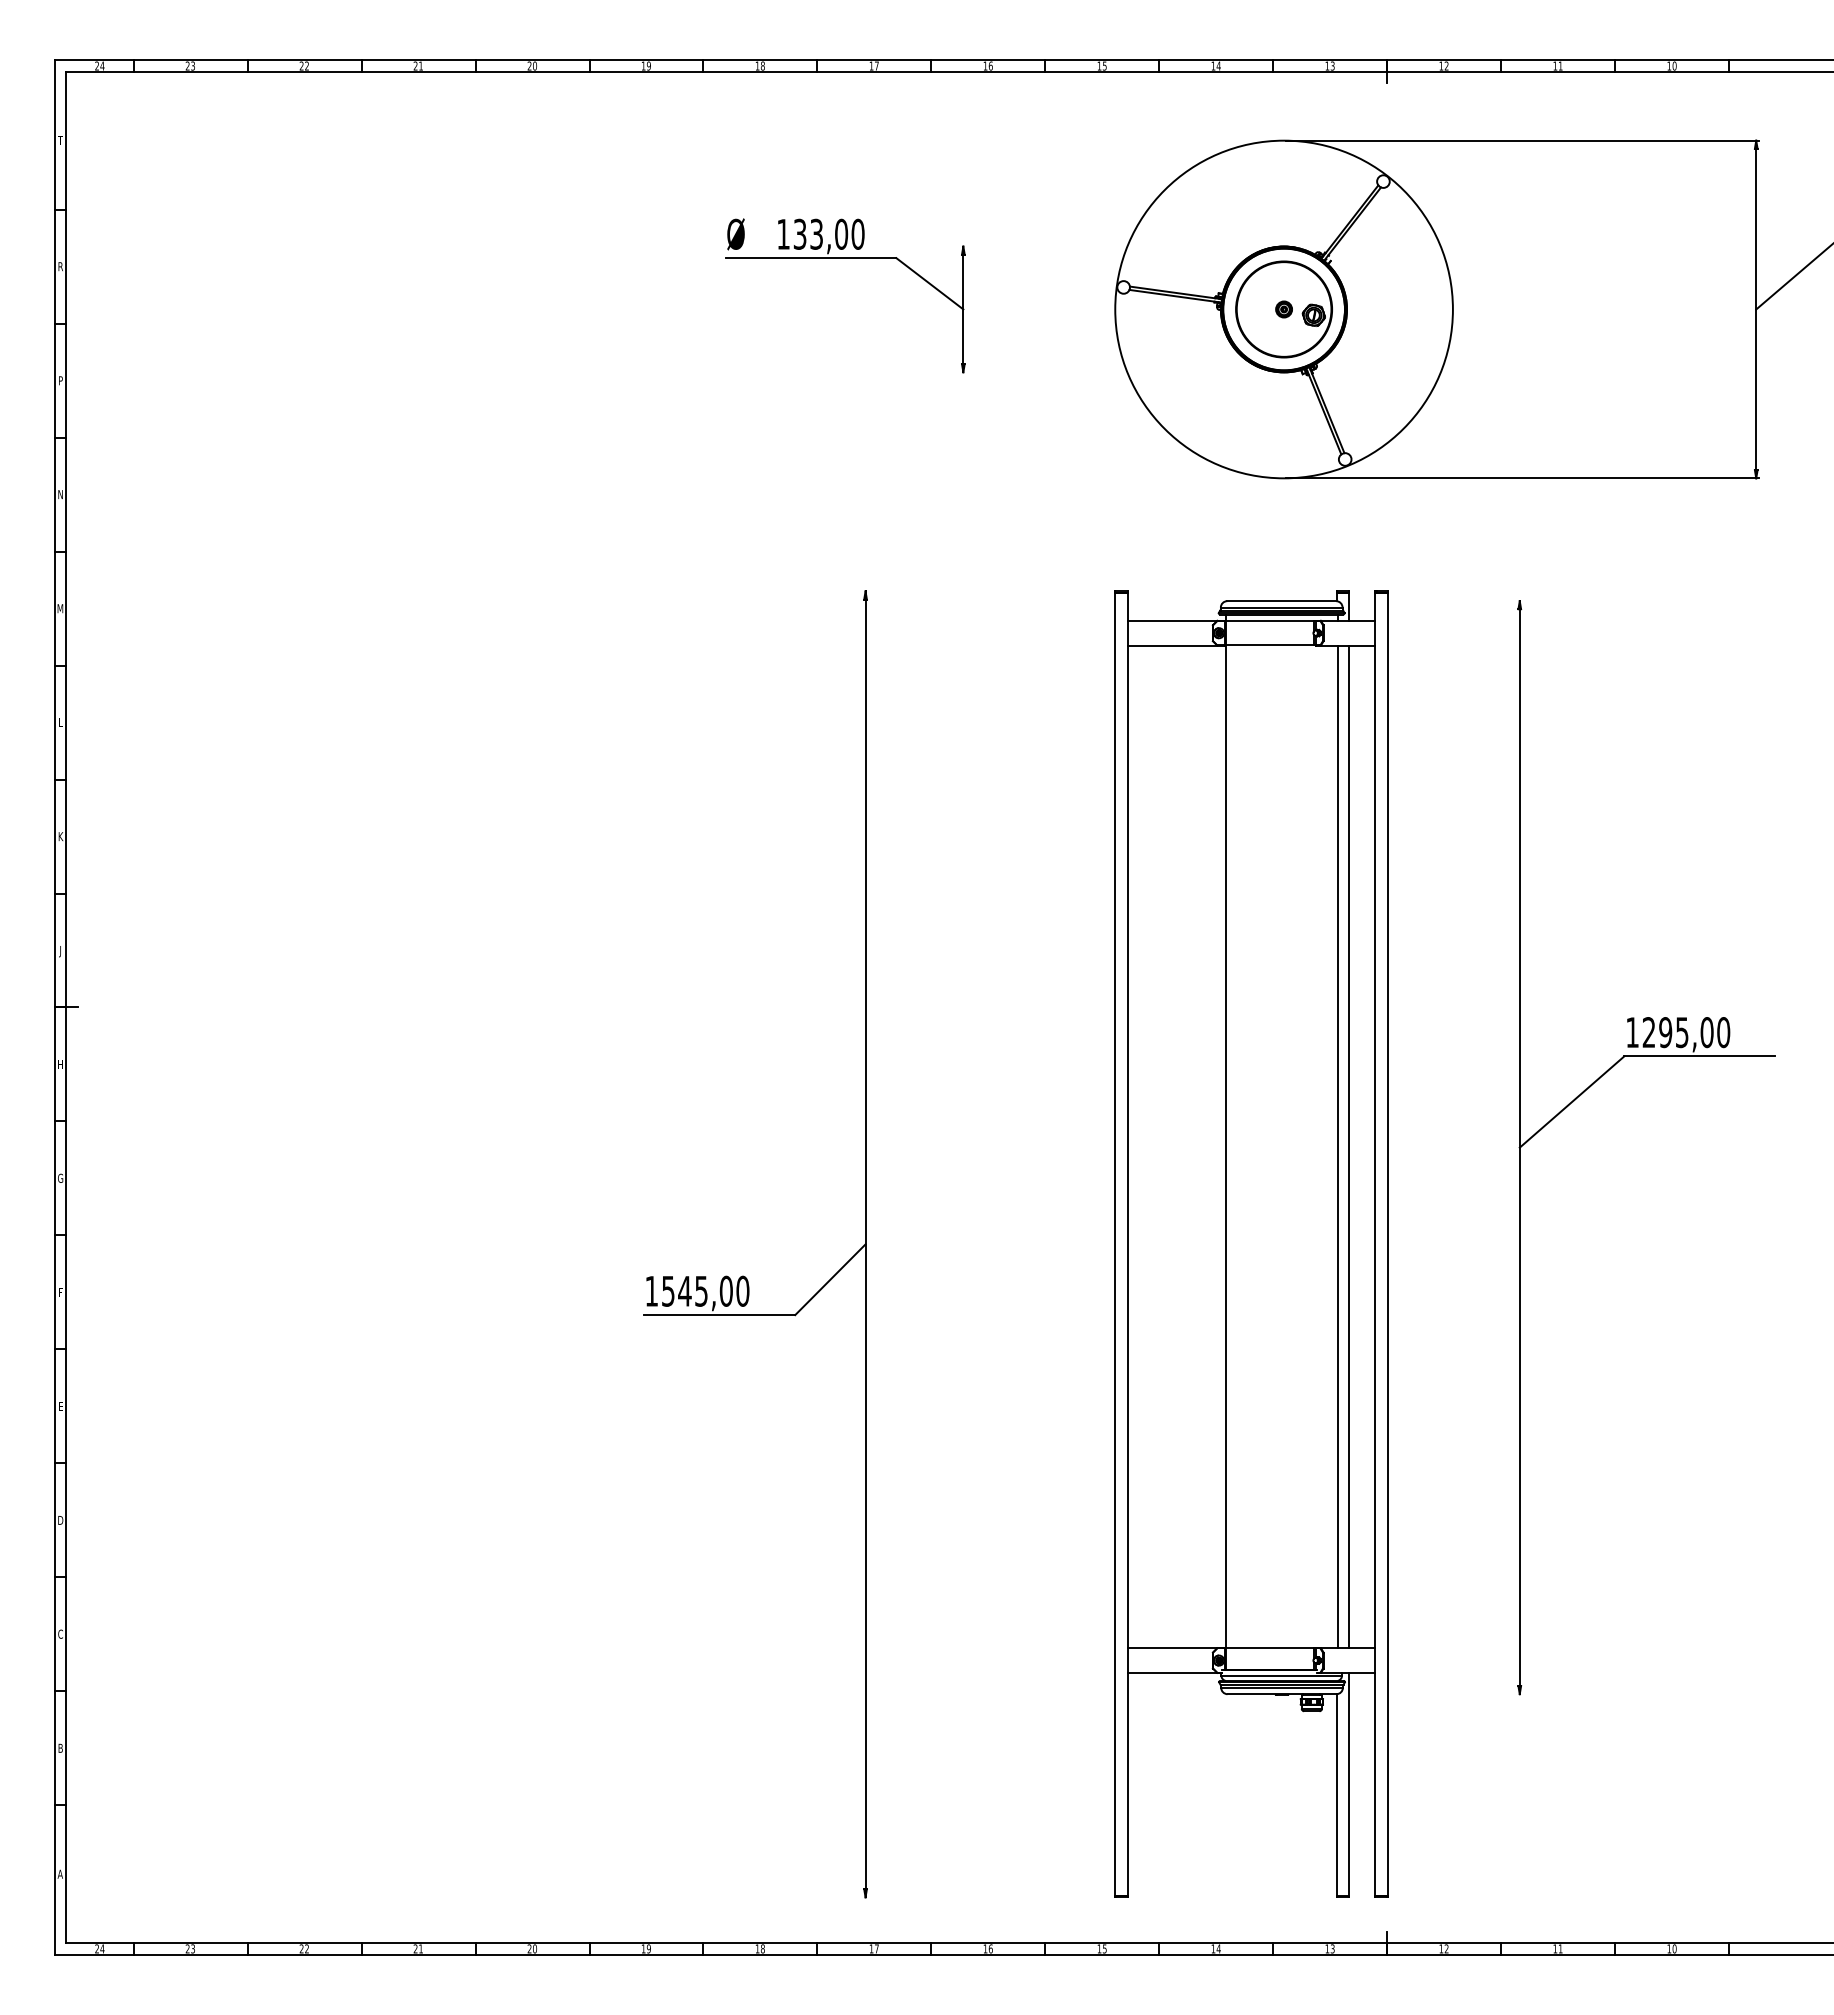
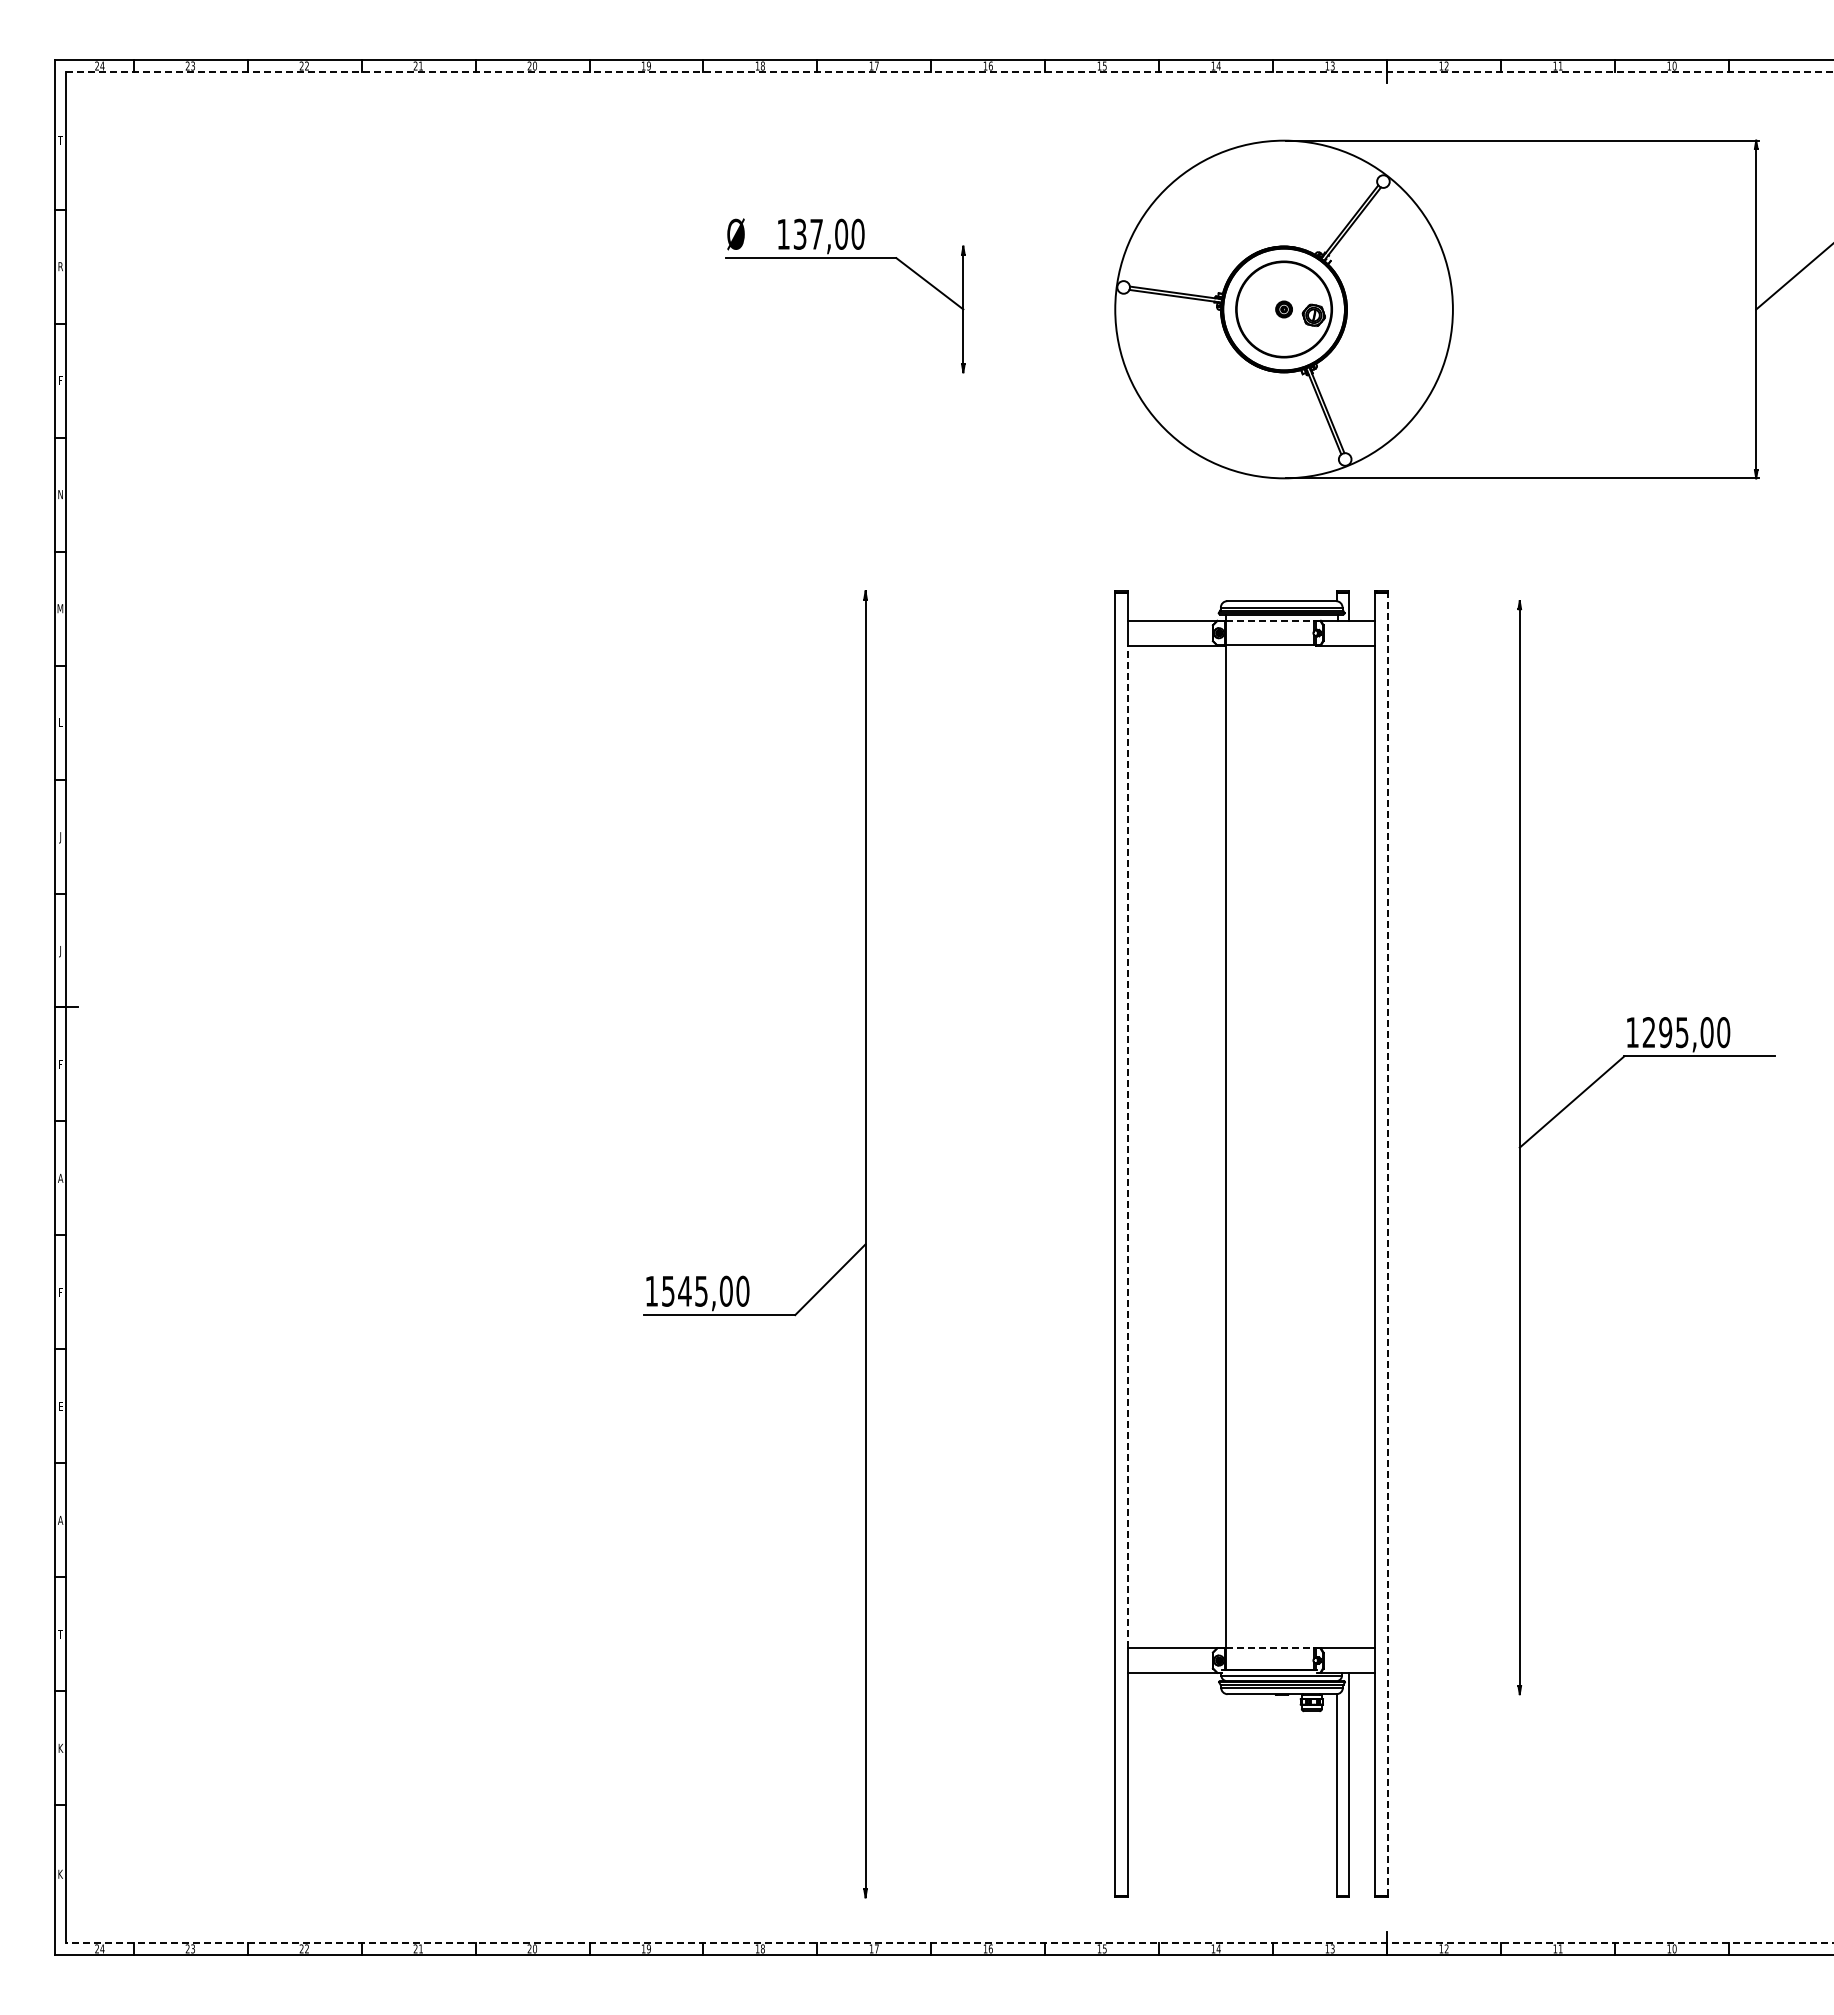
line: solid -> dashed (950, 71)
text: 133,00 -> 137,00 (816, 233)
text: P -> F (60, 380)
line: solid -> dashed (1270, 620)
text: K -> J (60, 837)
text: H -> F (60, 1064)
line: solid -> dashed (1127, 1146)
line: present -> none (1337, 1146)
line: present -> none (1349, 1146)
text: G -> A (60, 1177)
line: solid -> dashed (1387, 1244)
text: D -> A (60, 1520)
text: C -> T (60, 1633)
line: solid -> dashed (1270, 1648)
text: B -> K (60, 1747)
text: A -> K (59, 1873)
line: solid -> dashed (949, 1943)
